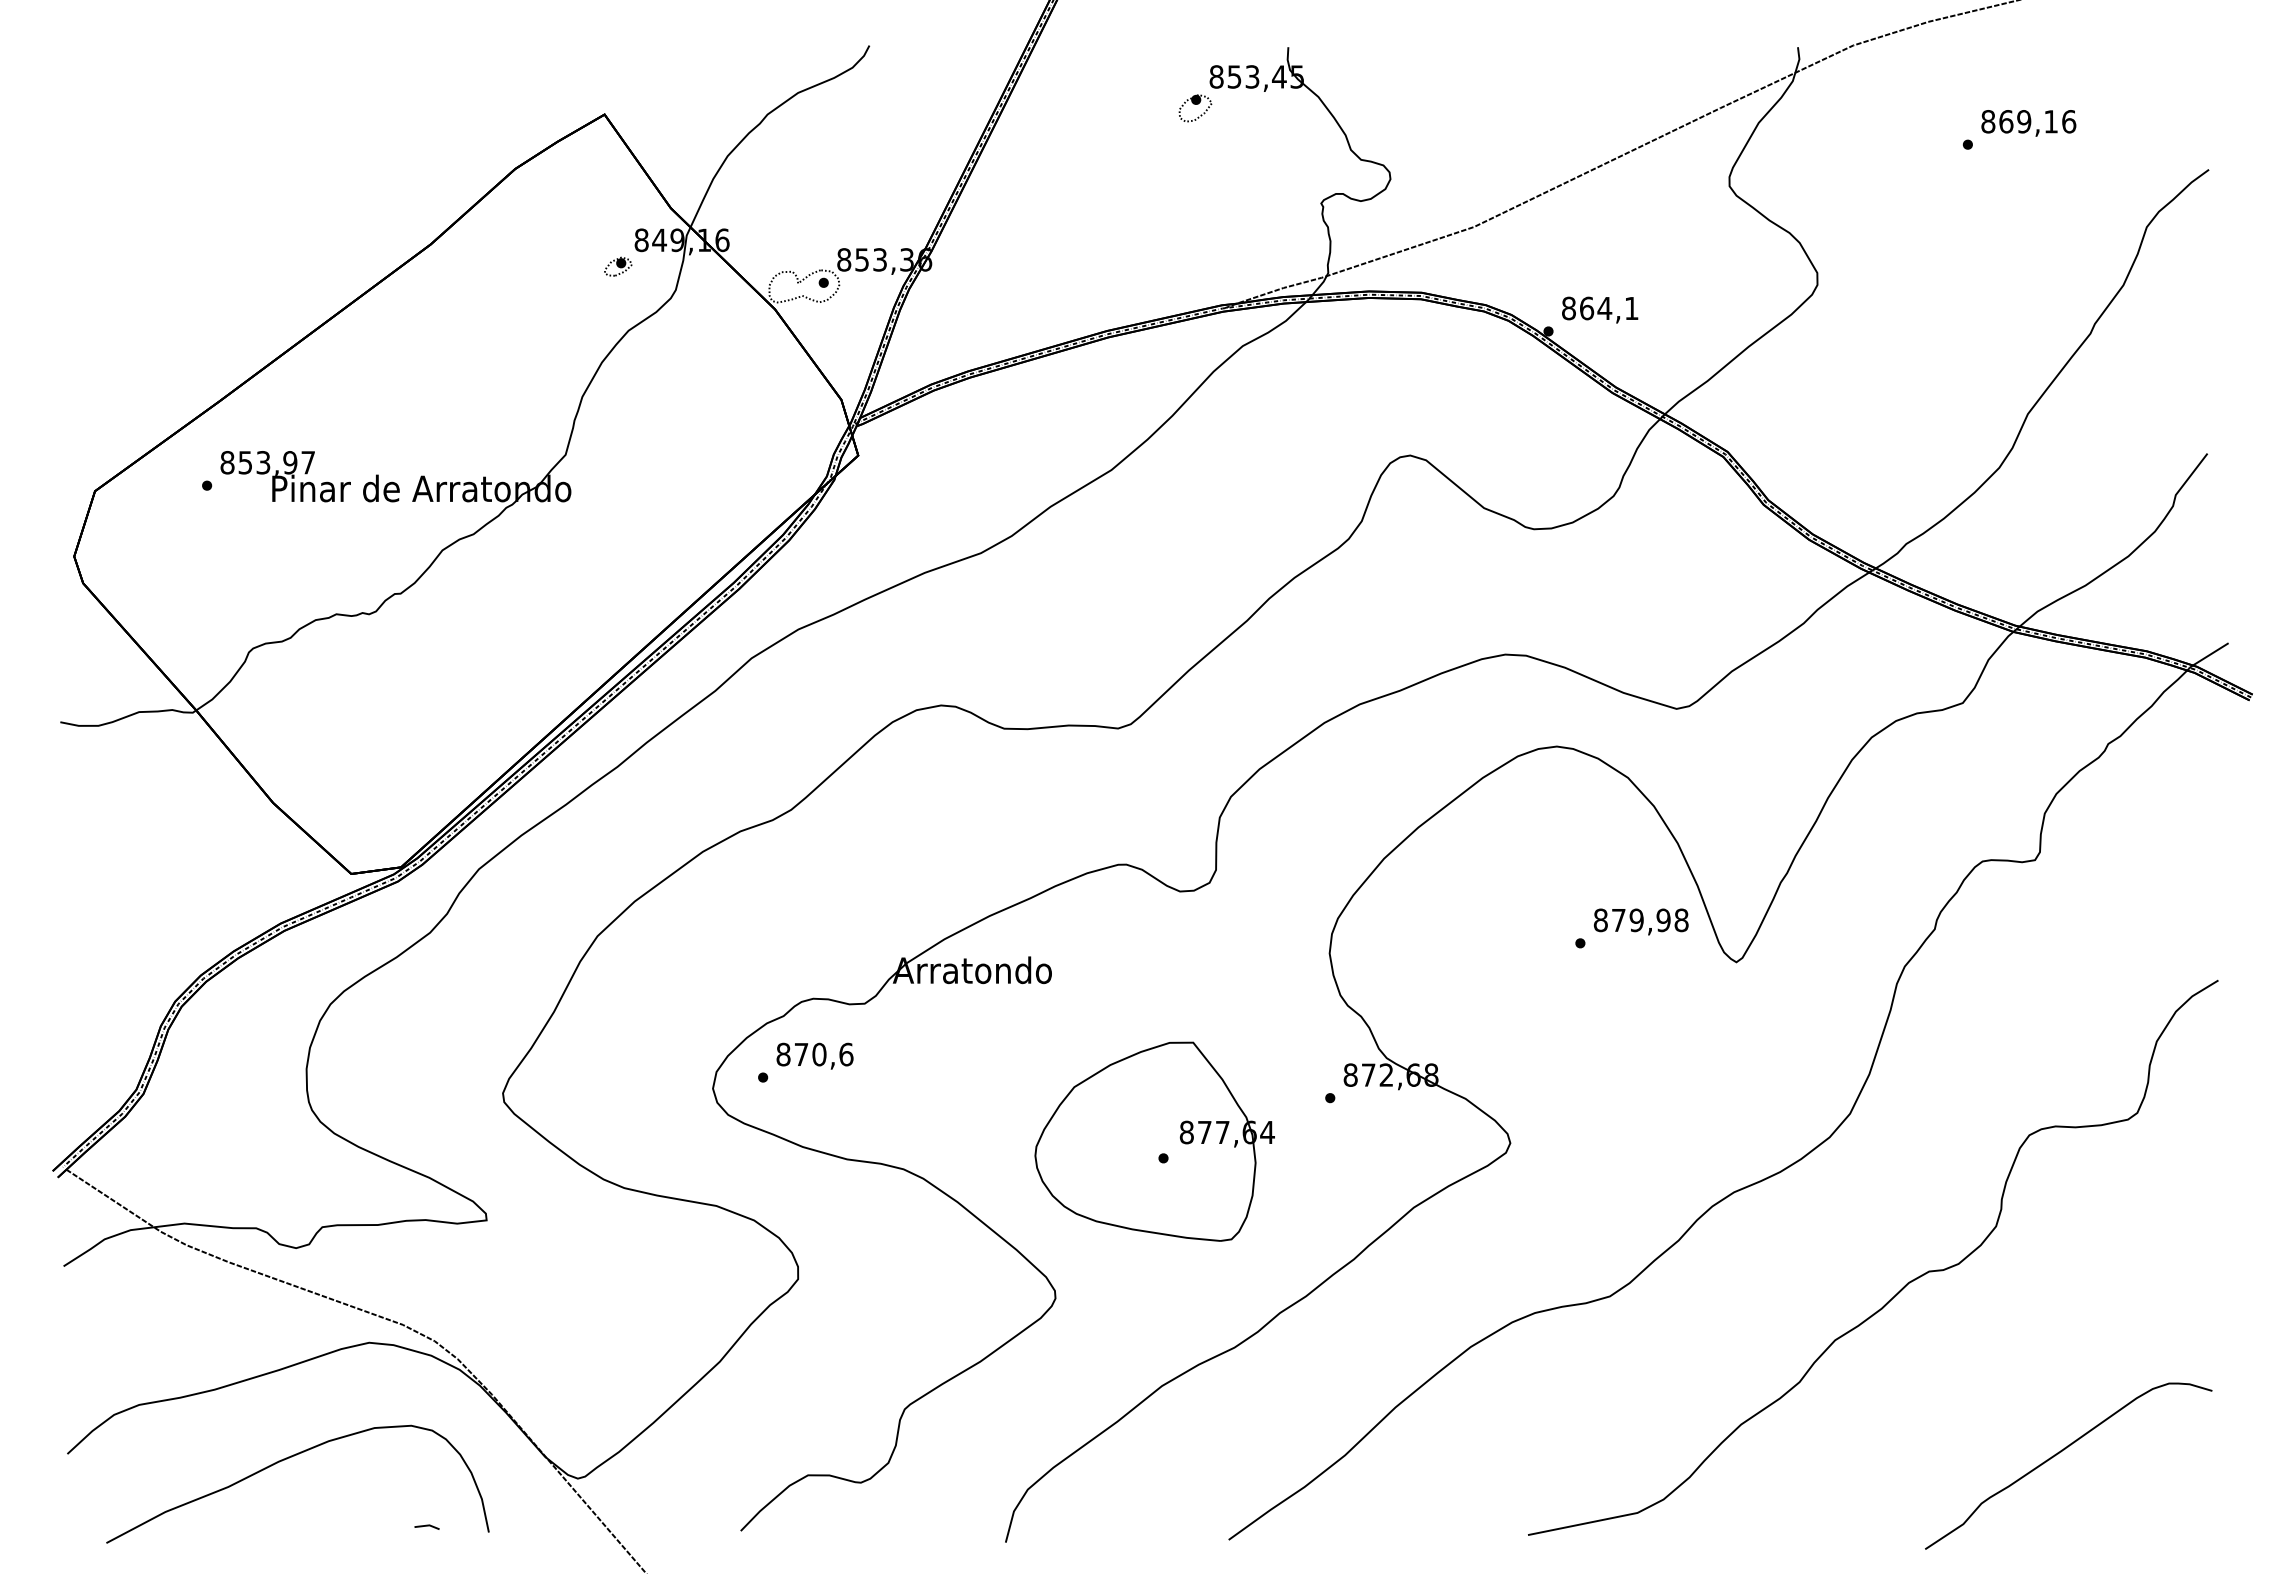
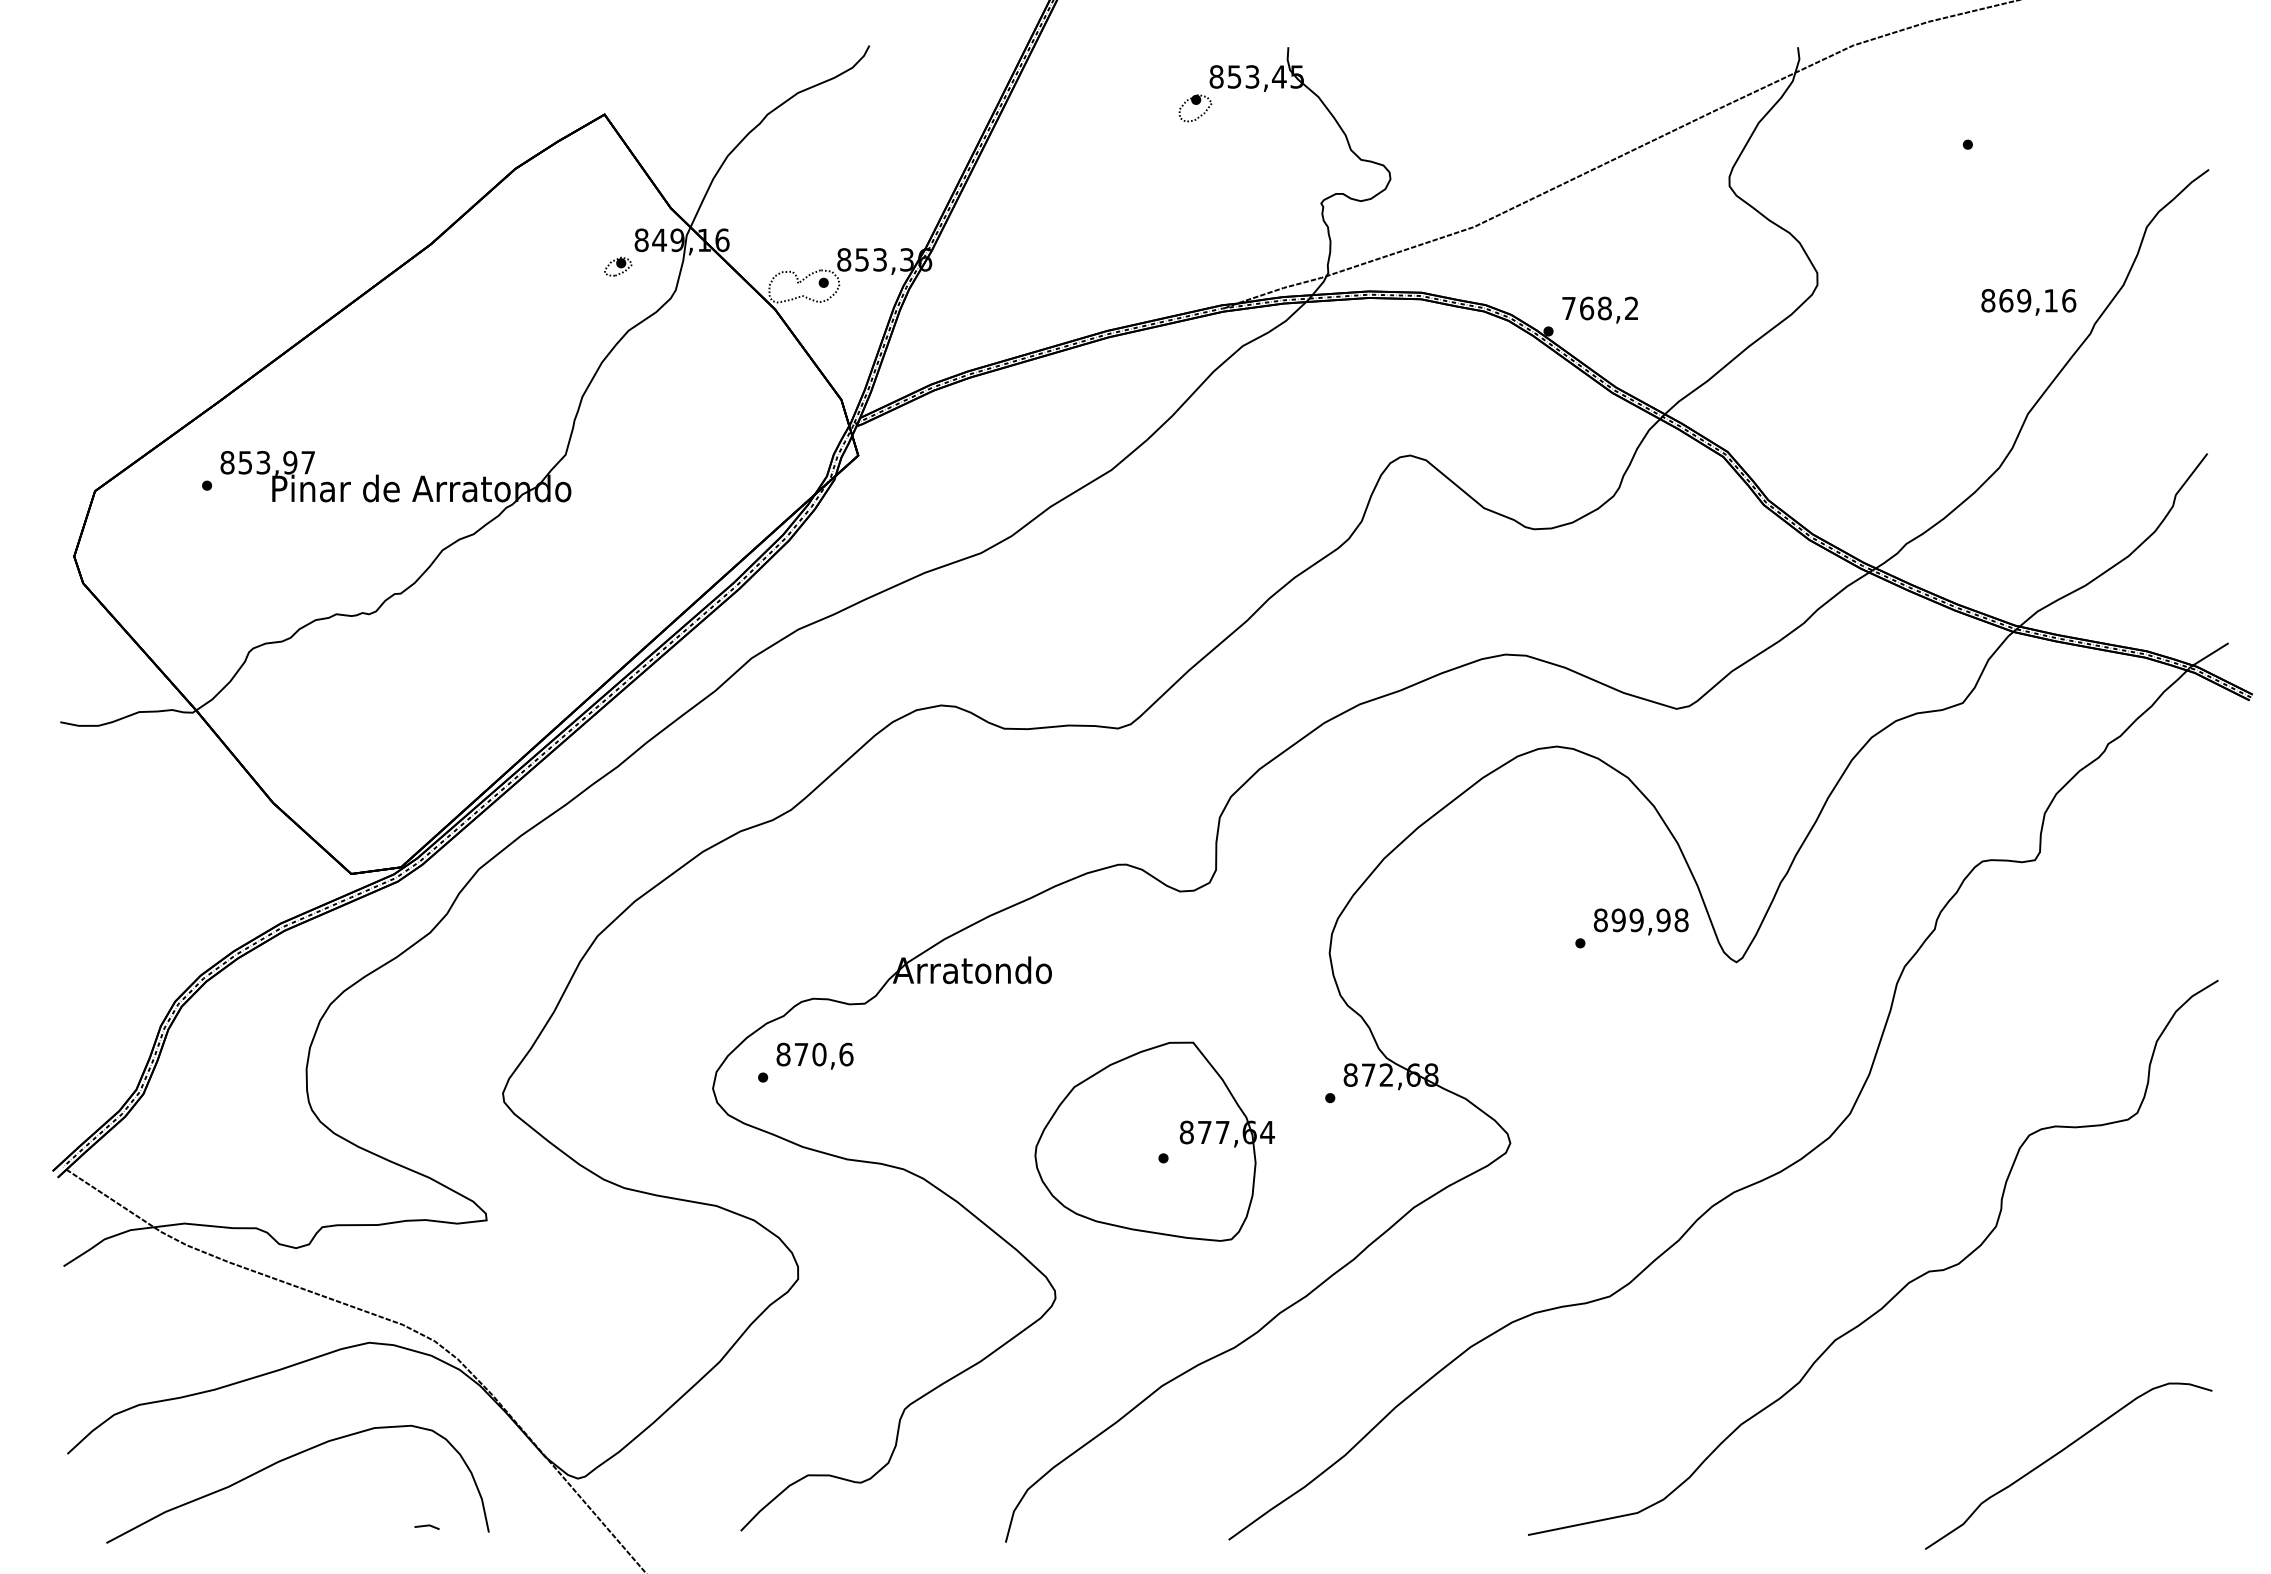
text position: (2028, 123) -> (2028, 302) (2028, 302)
text: 864,1 -> 768,2 (1600, 308)
text: 879,98 -> 899,98 (1618, 920)
